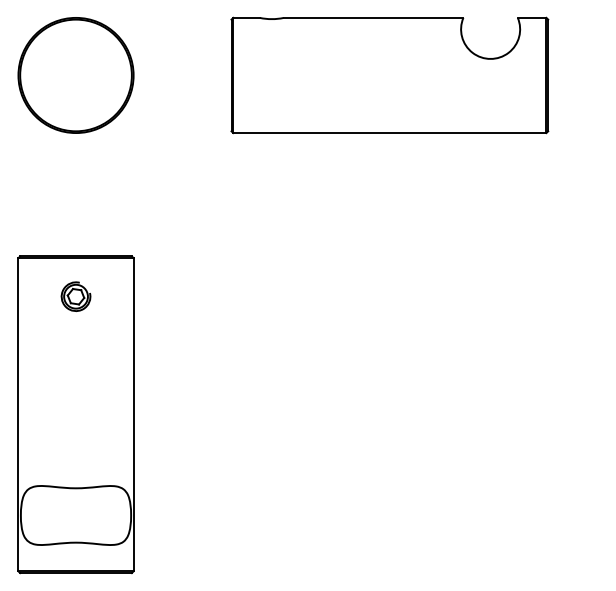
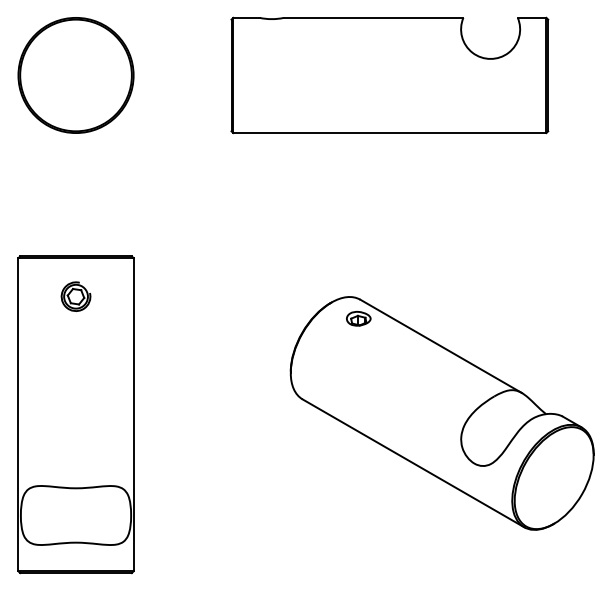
part: none -> present (441, 413)
